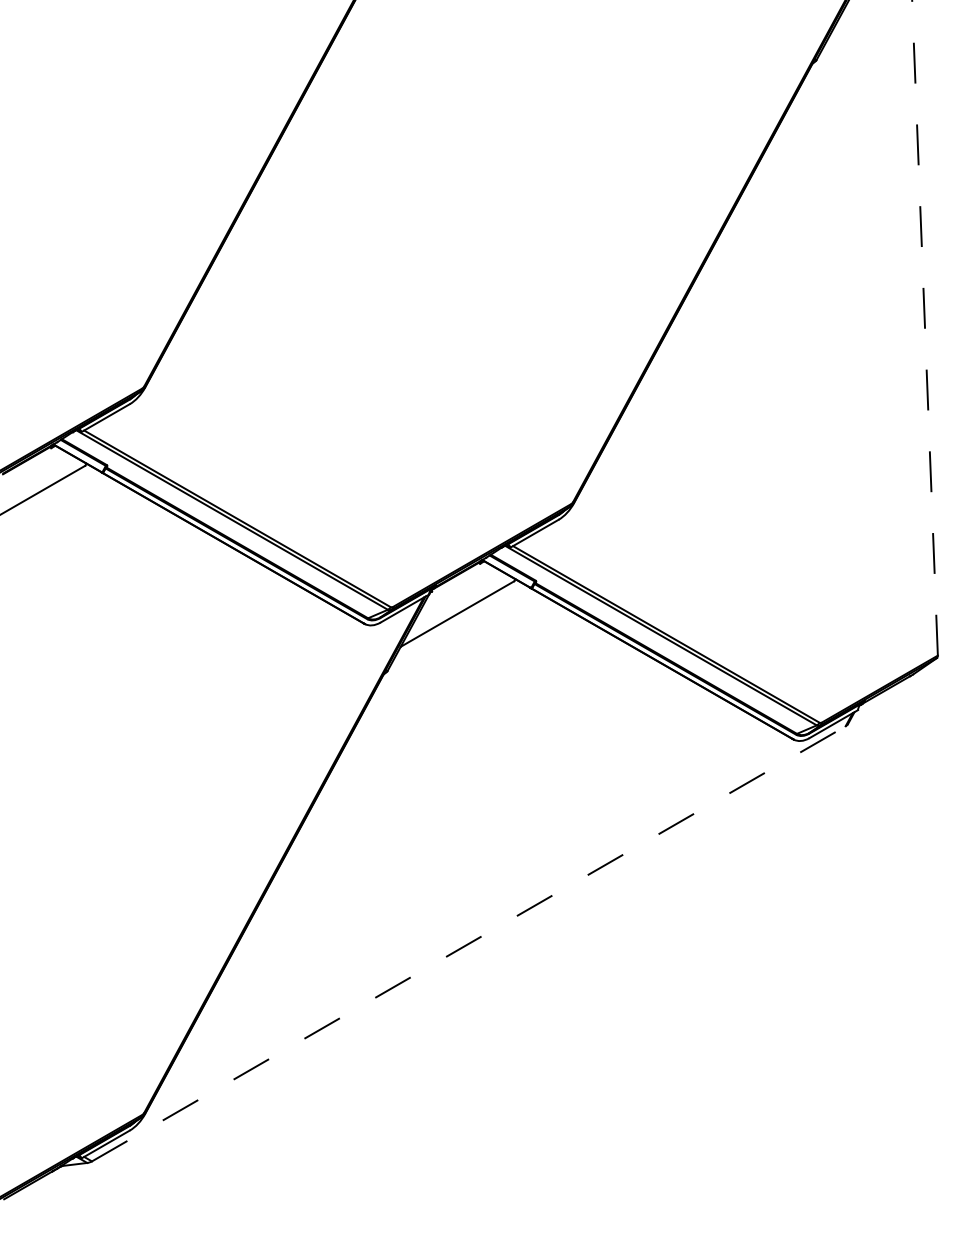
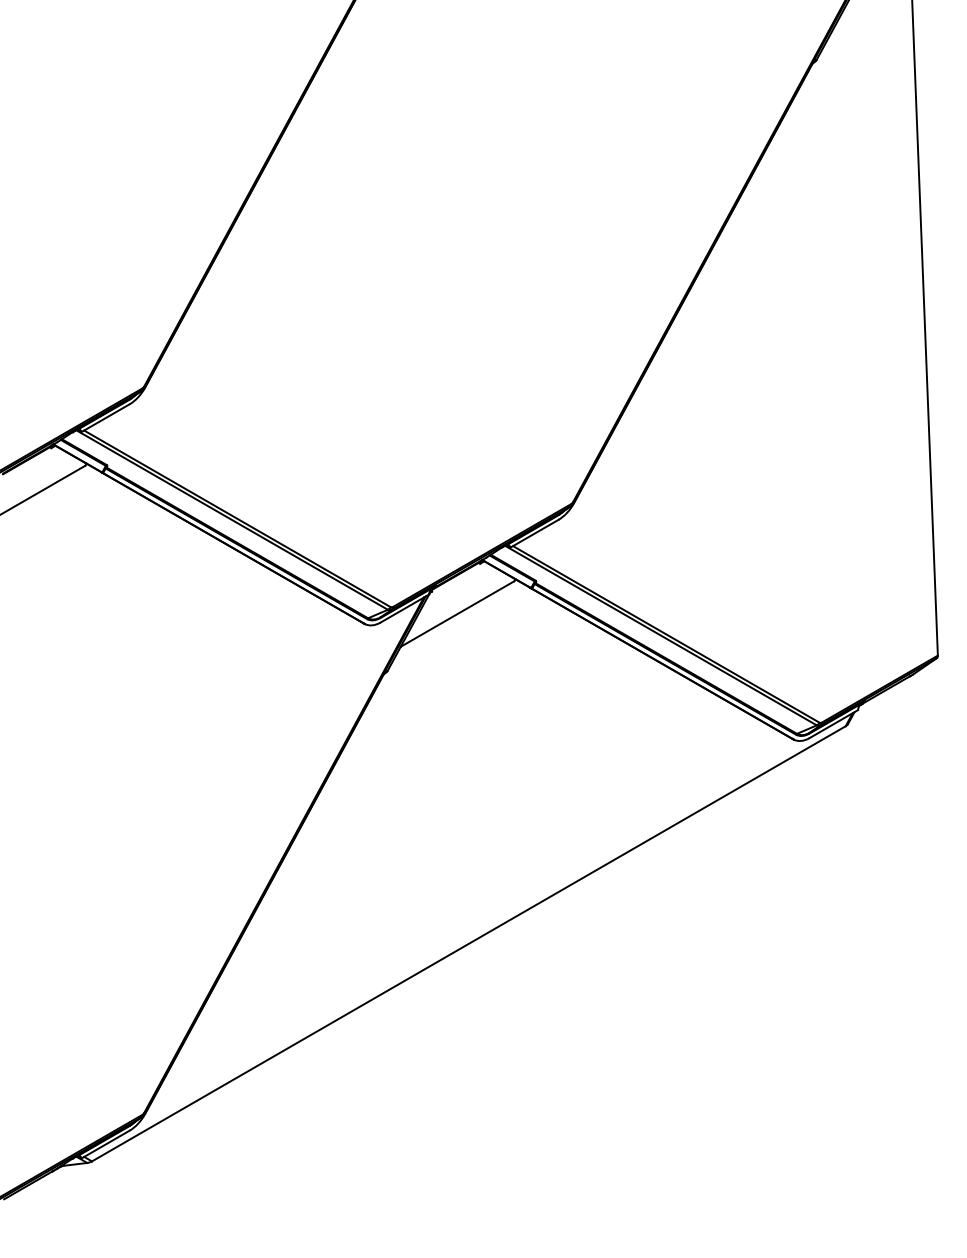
line: dashed -> solid (925, 328)
line: dashed -> solid (469, 943)
